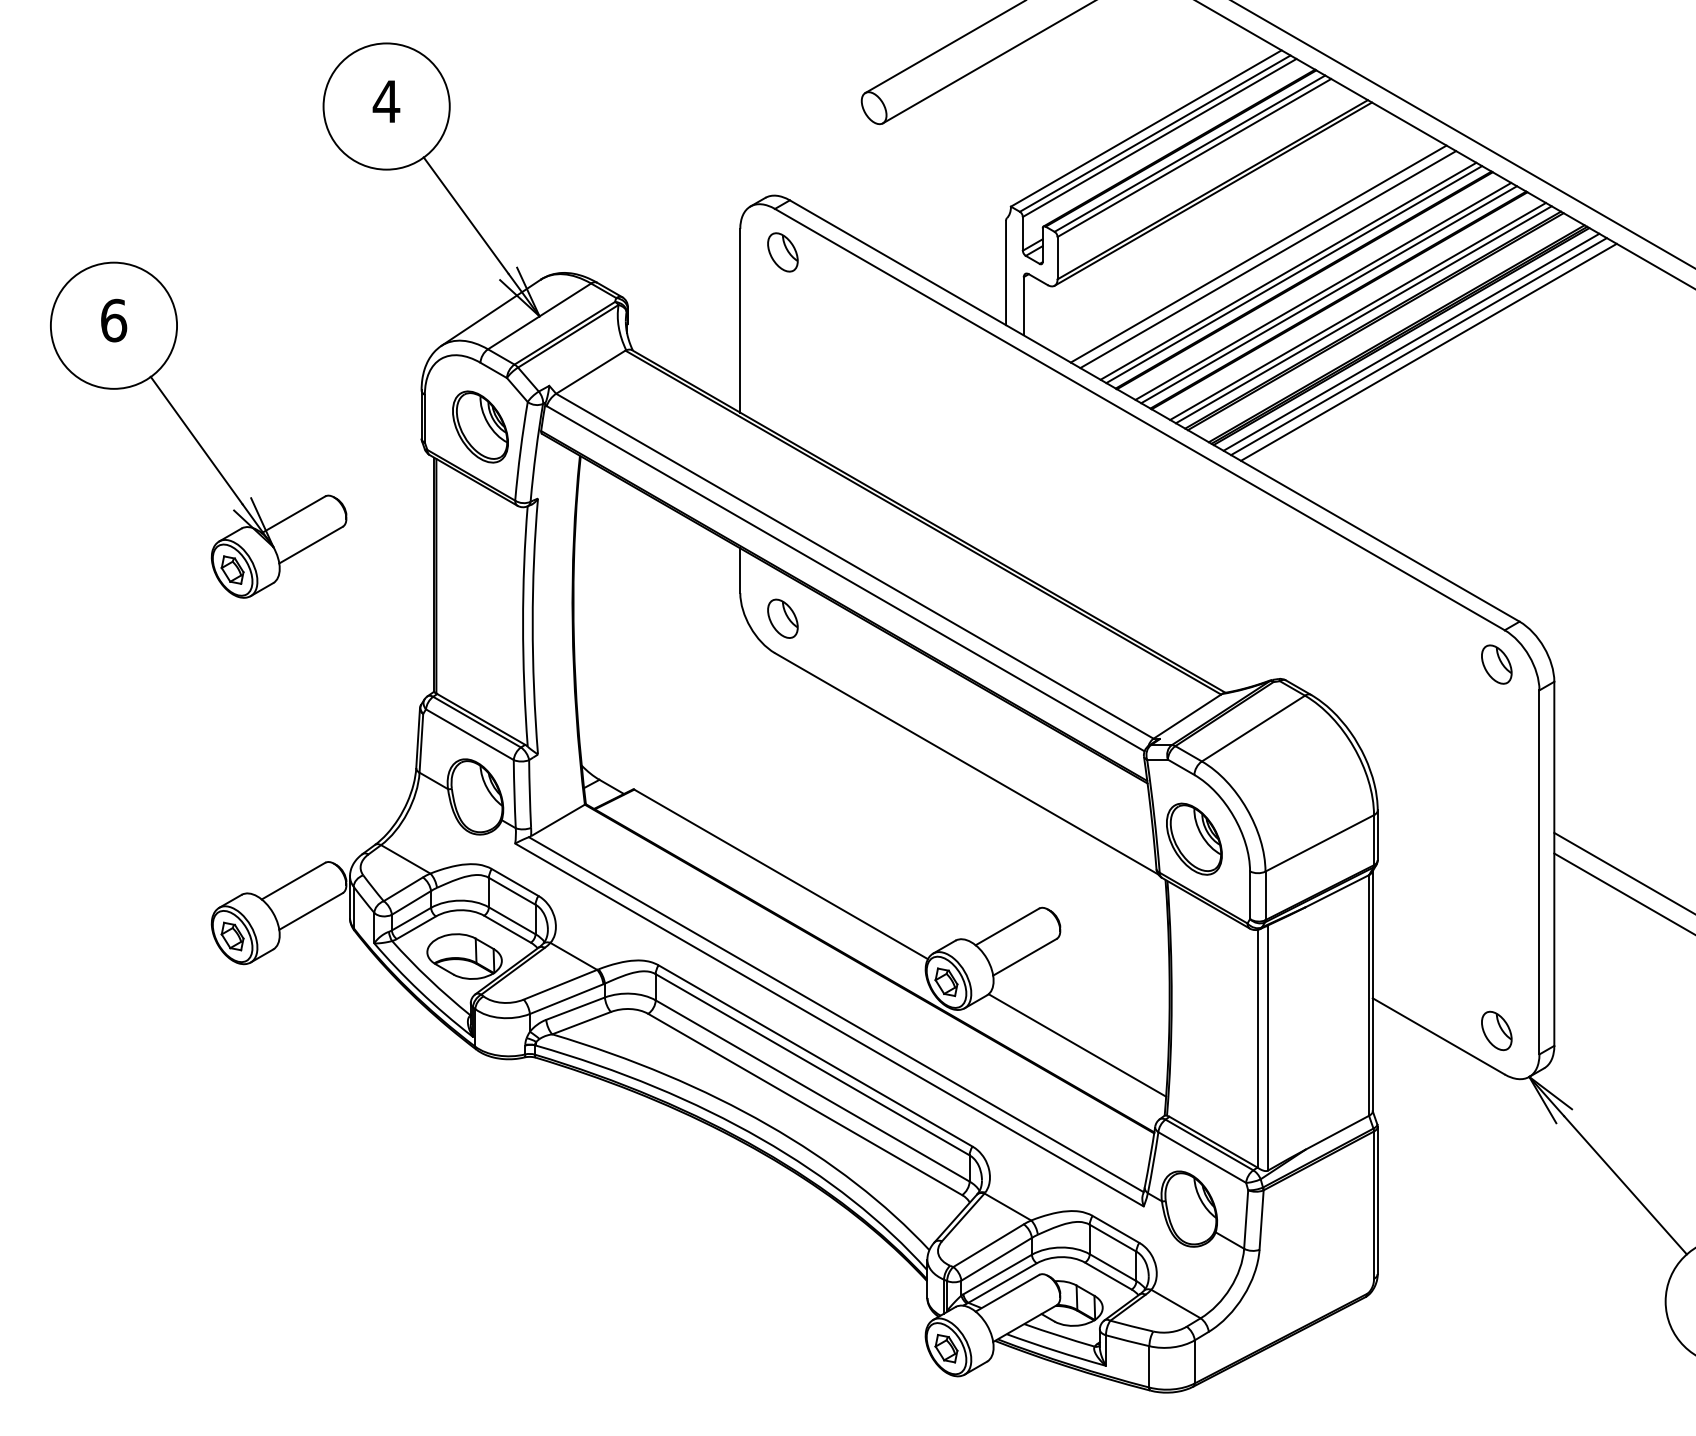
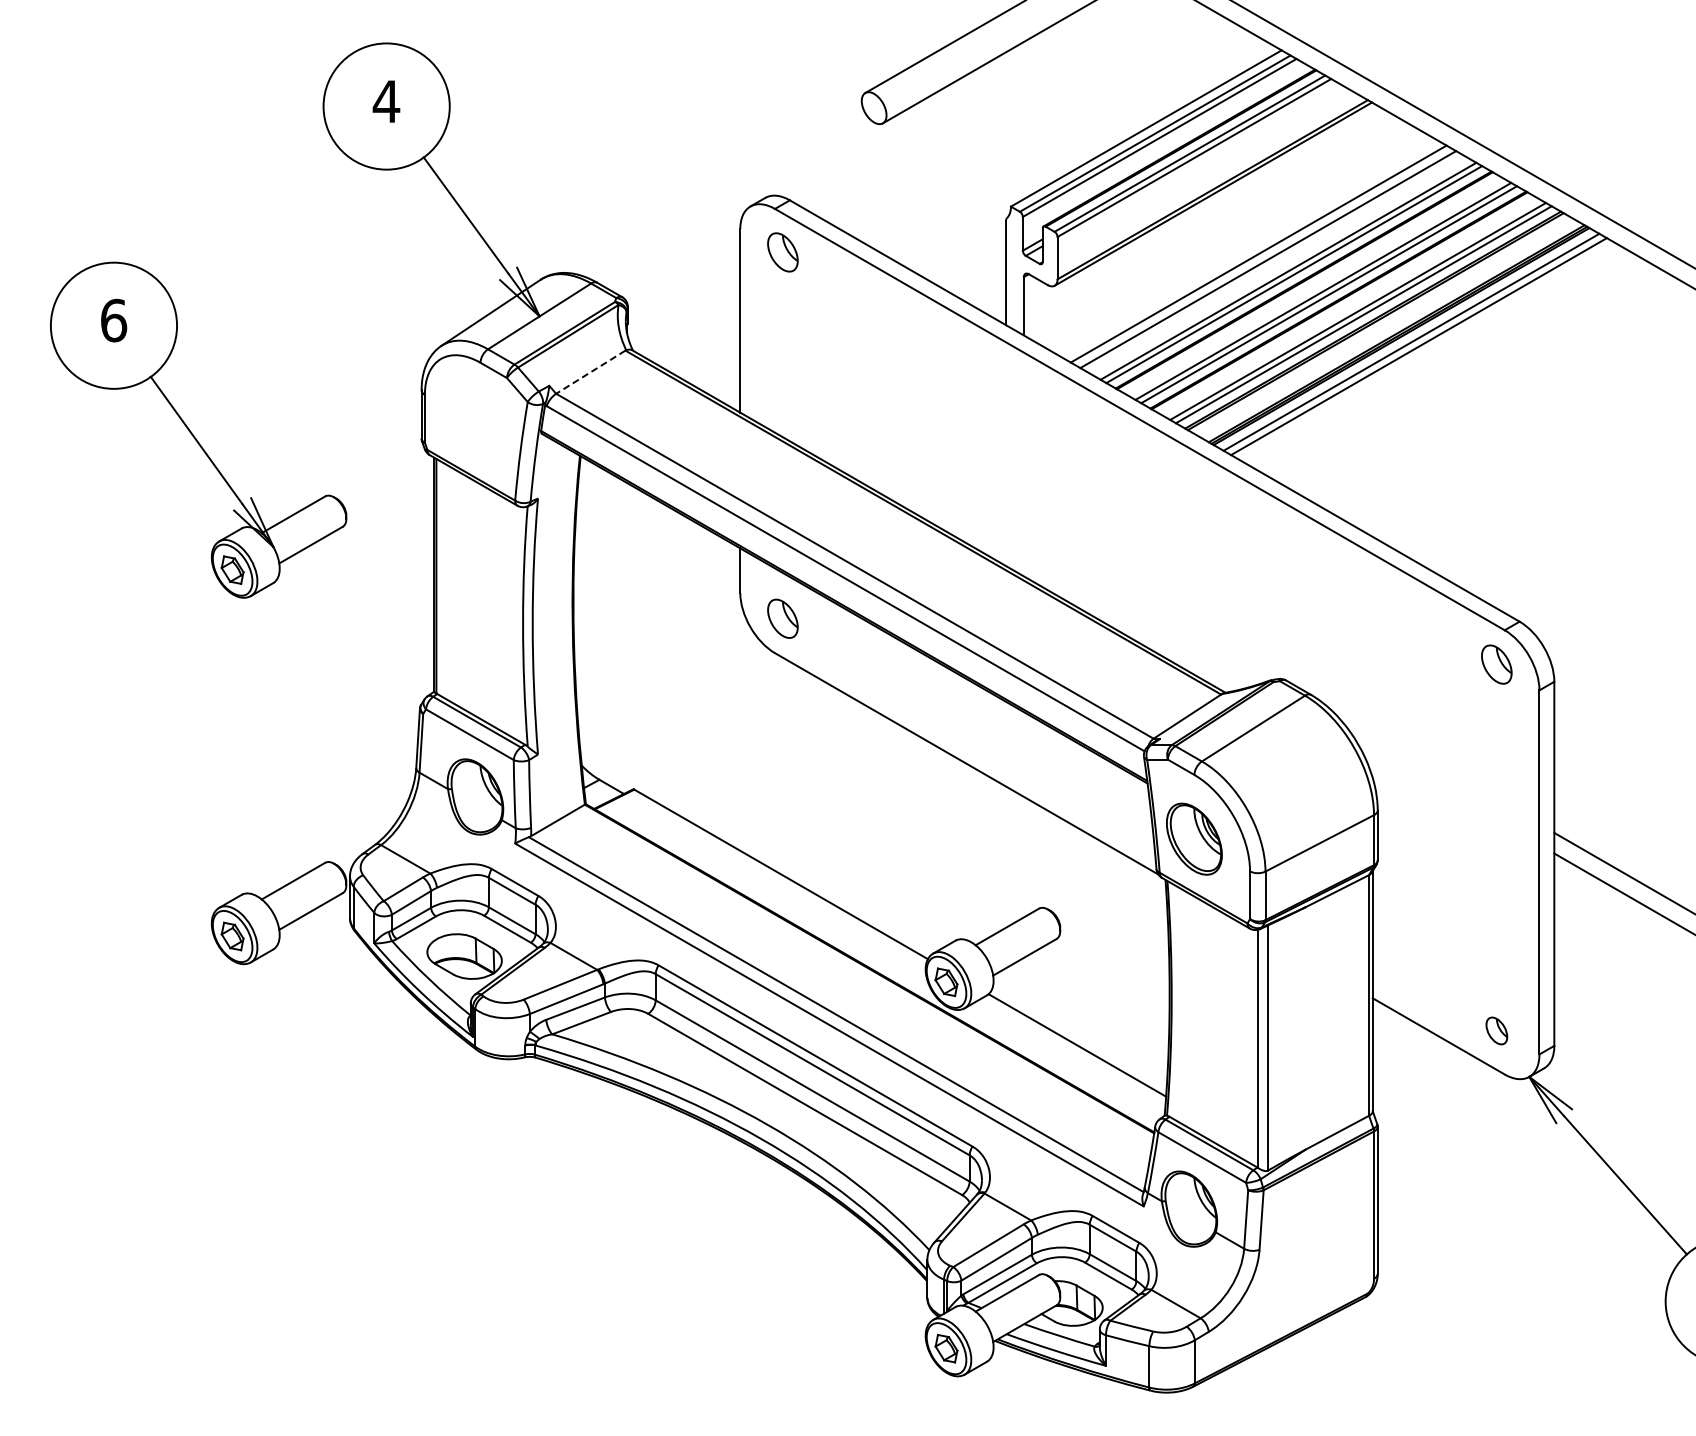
line: present -> none (1428, 351)
line: solid -> dashed (590, 372)
part: present -> none (480, 426)
part size: 32x42 px -> 24x30 px (1496, 1030)
